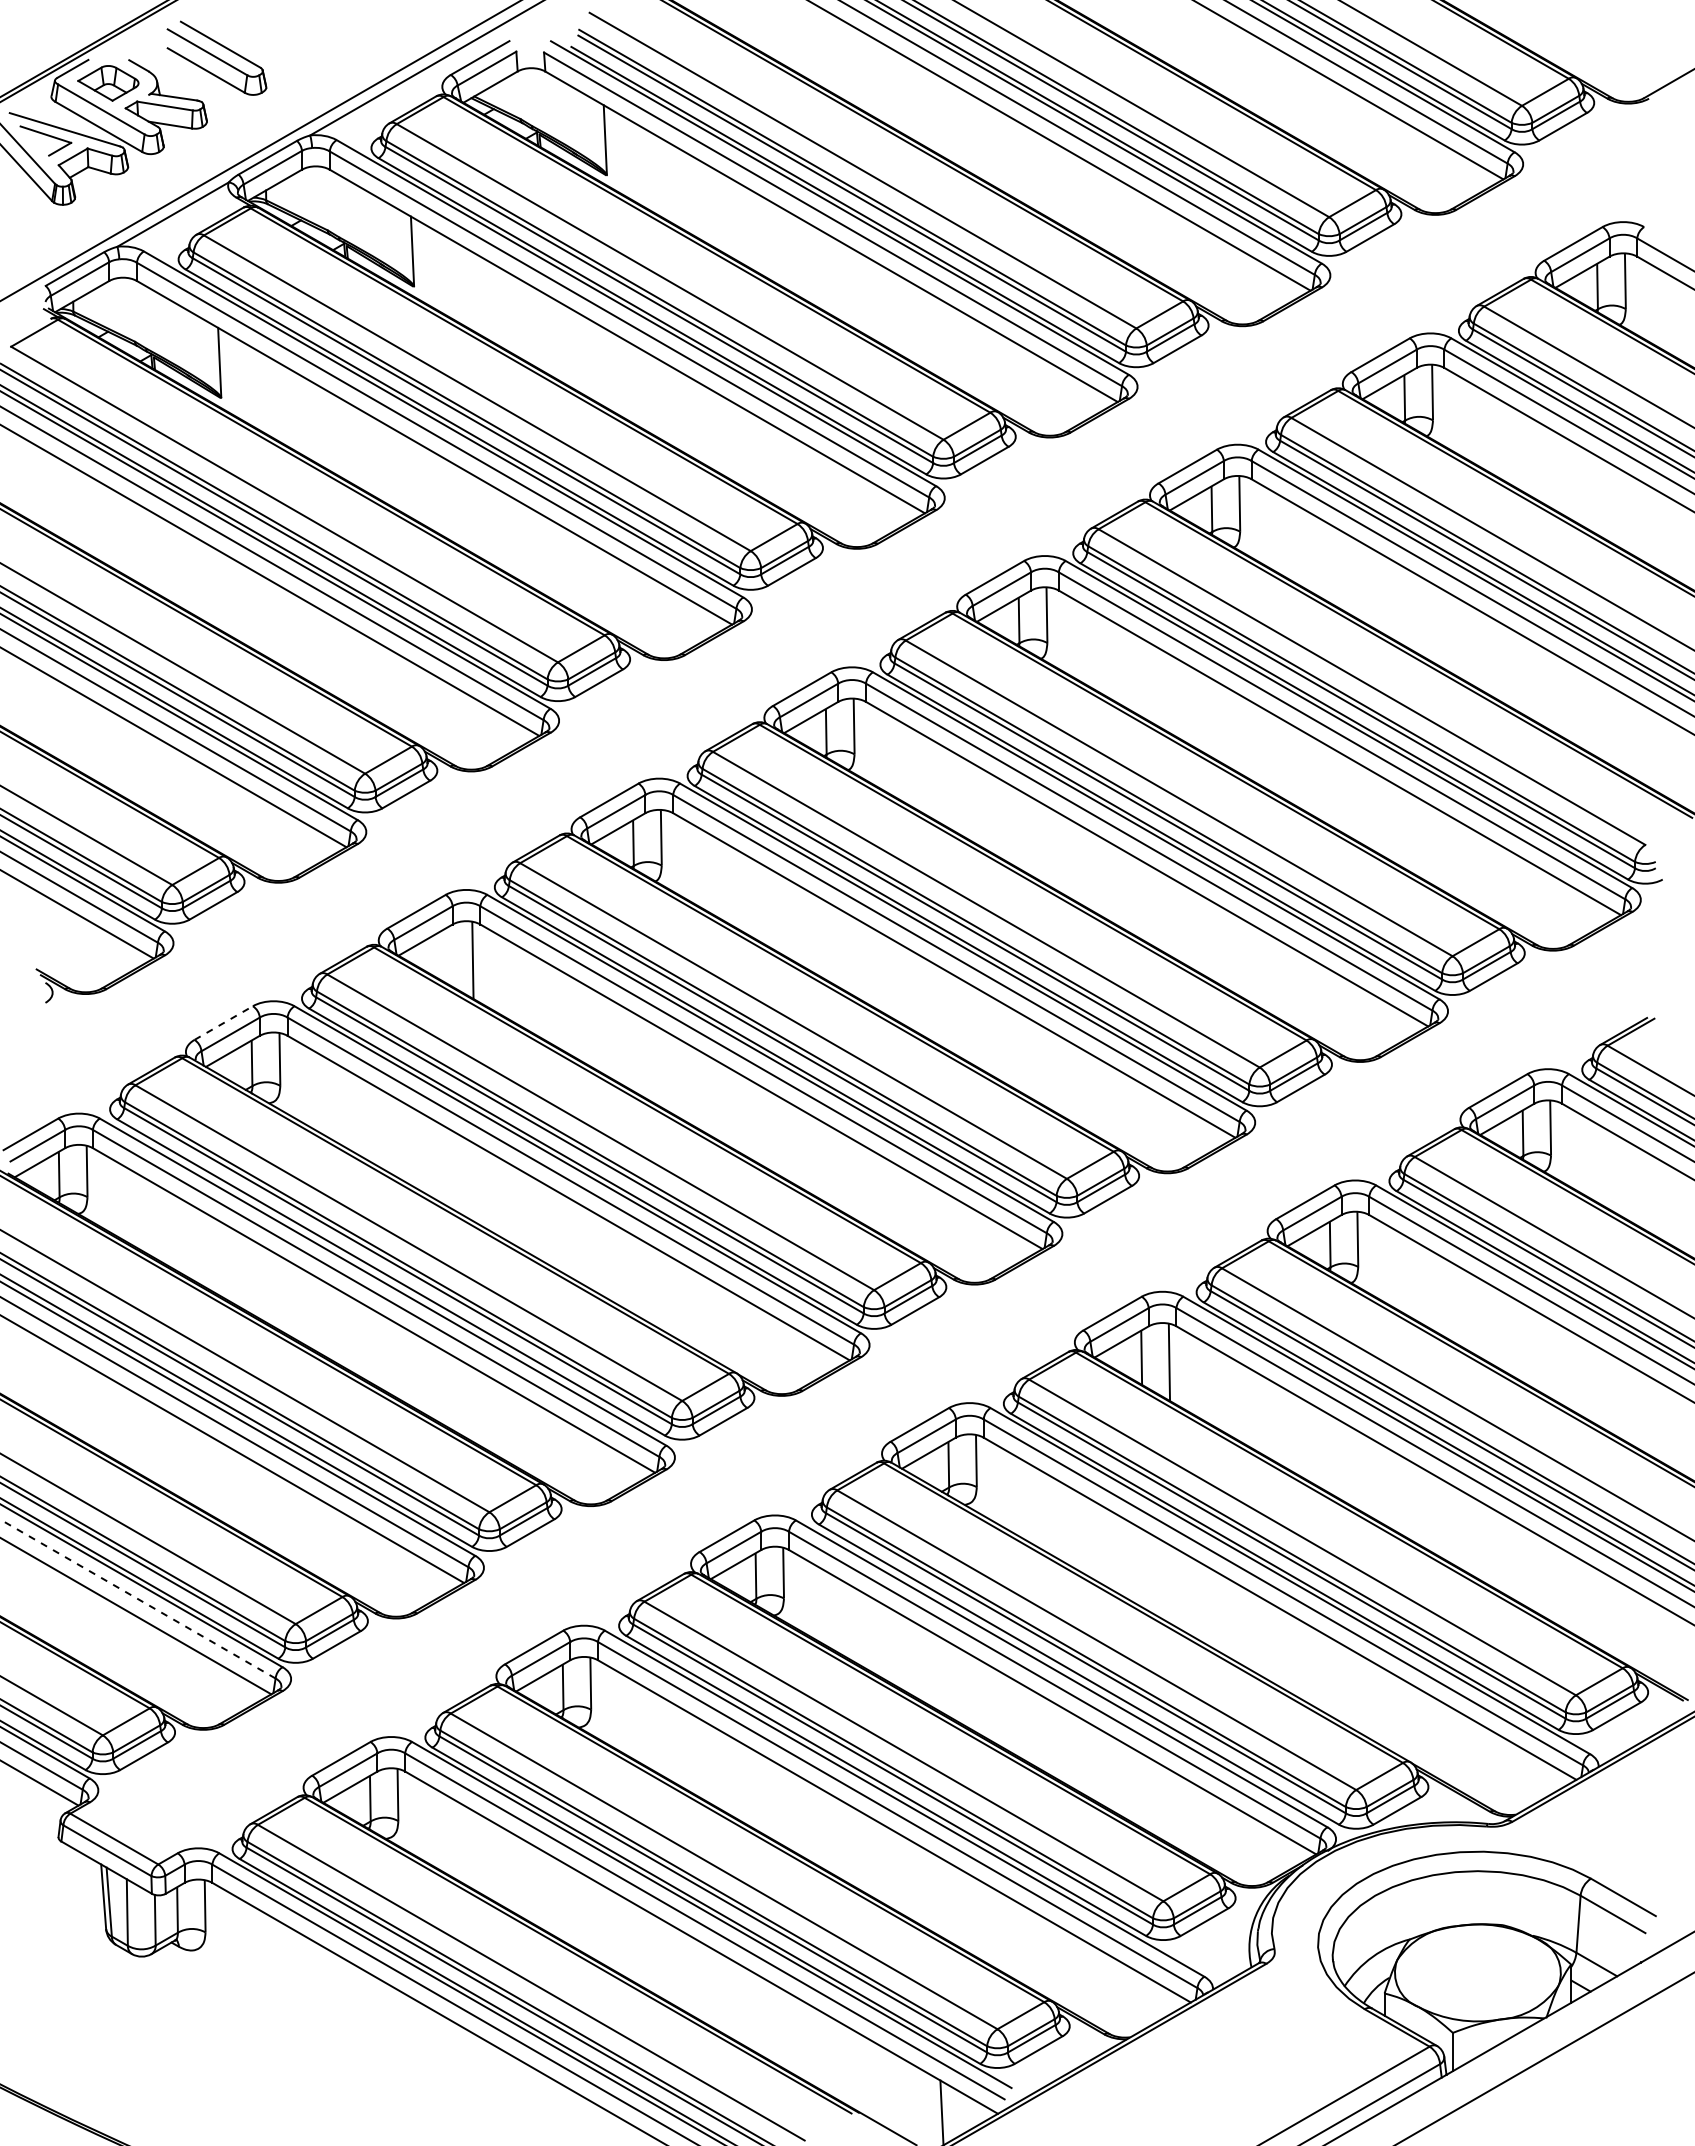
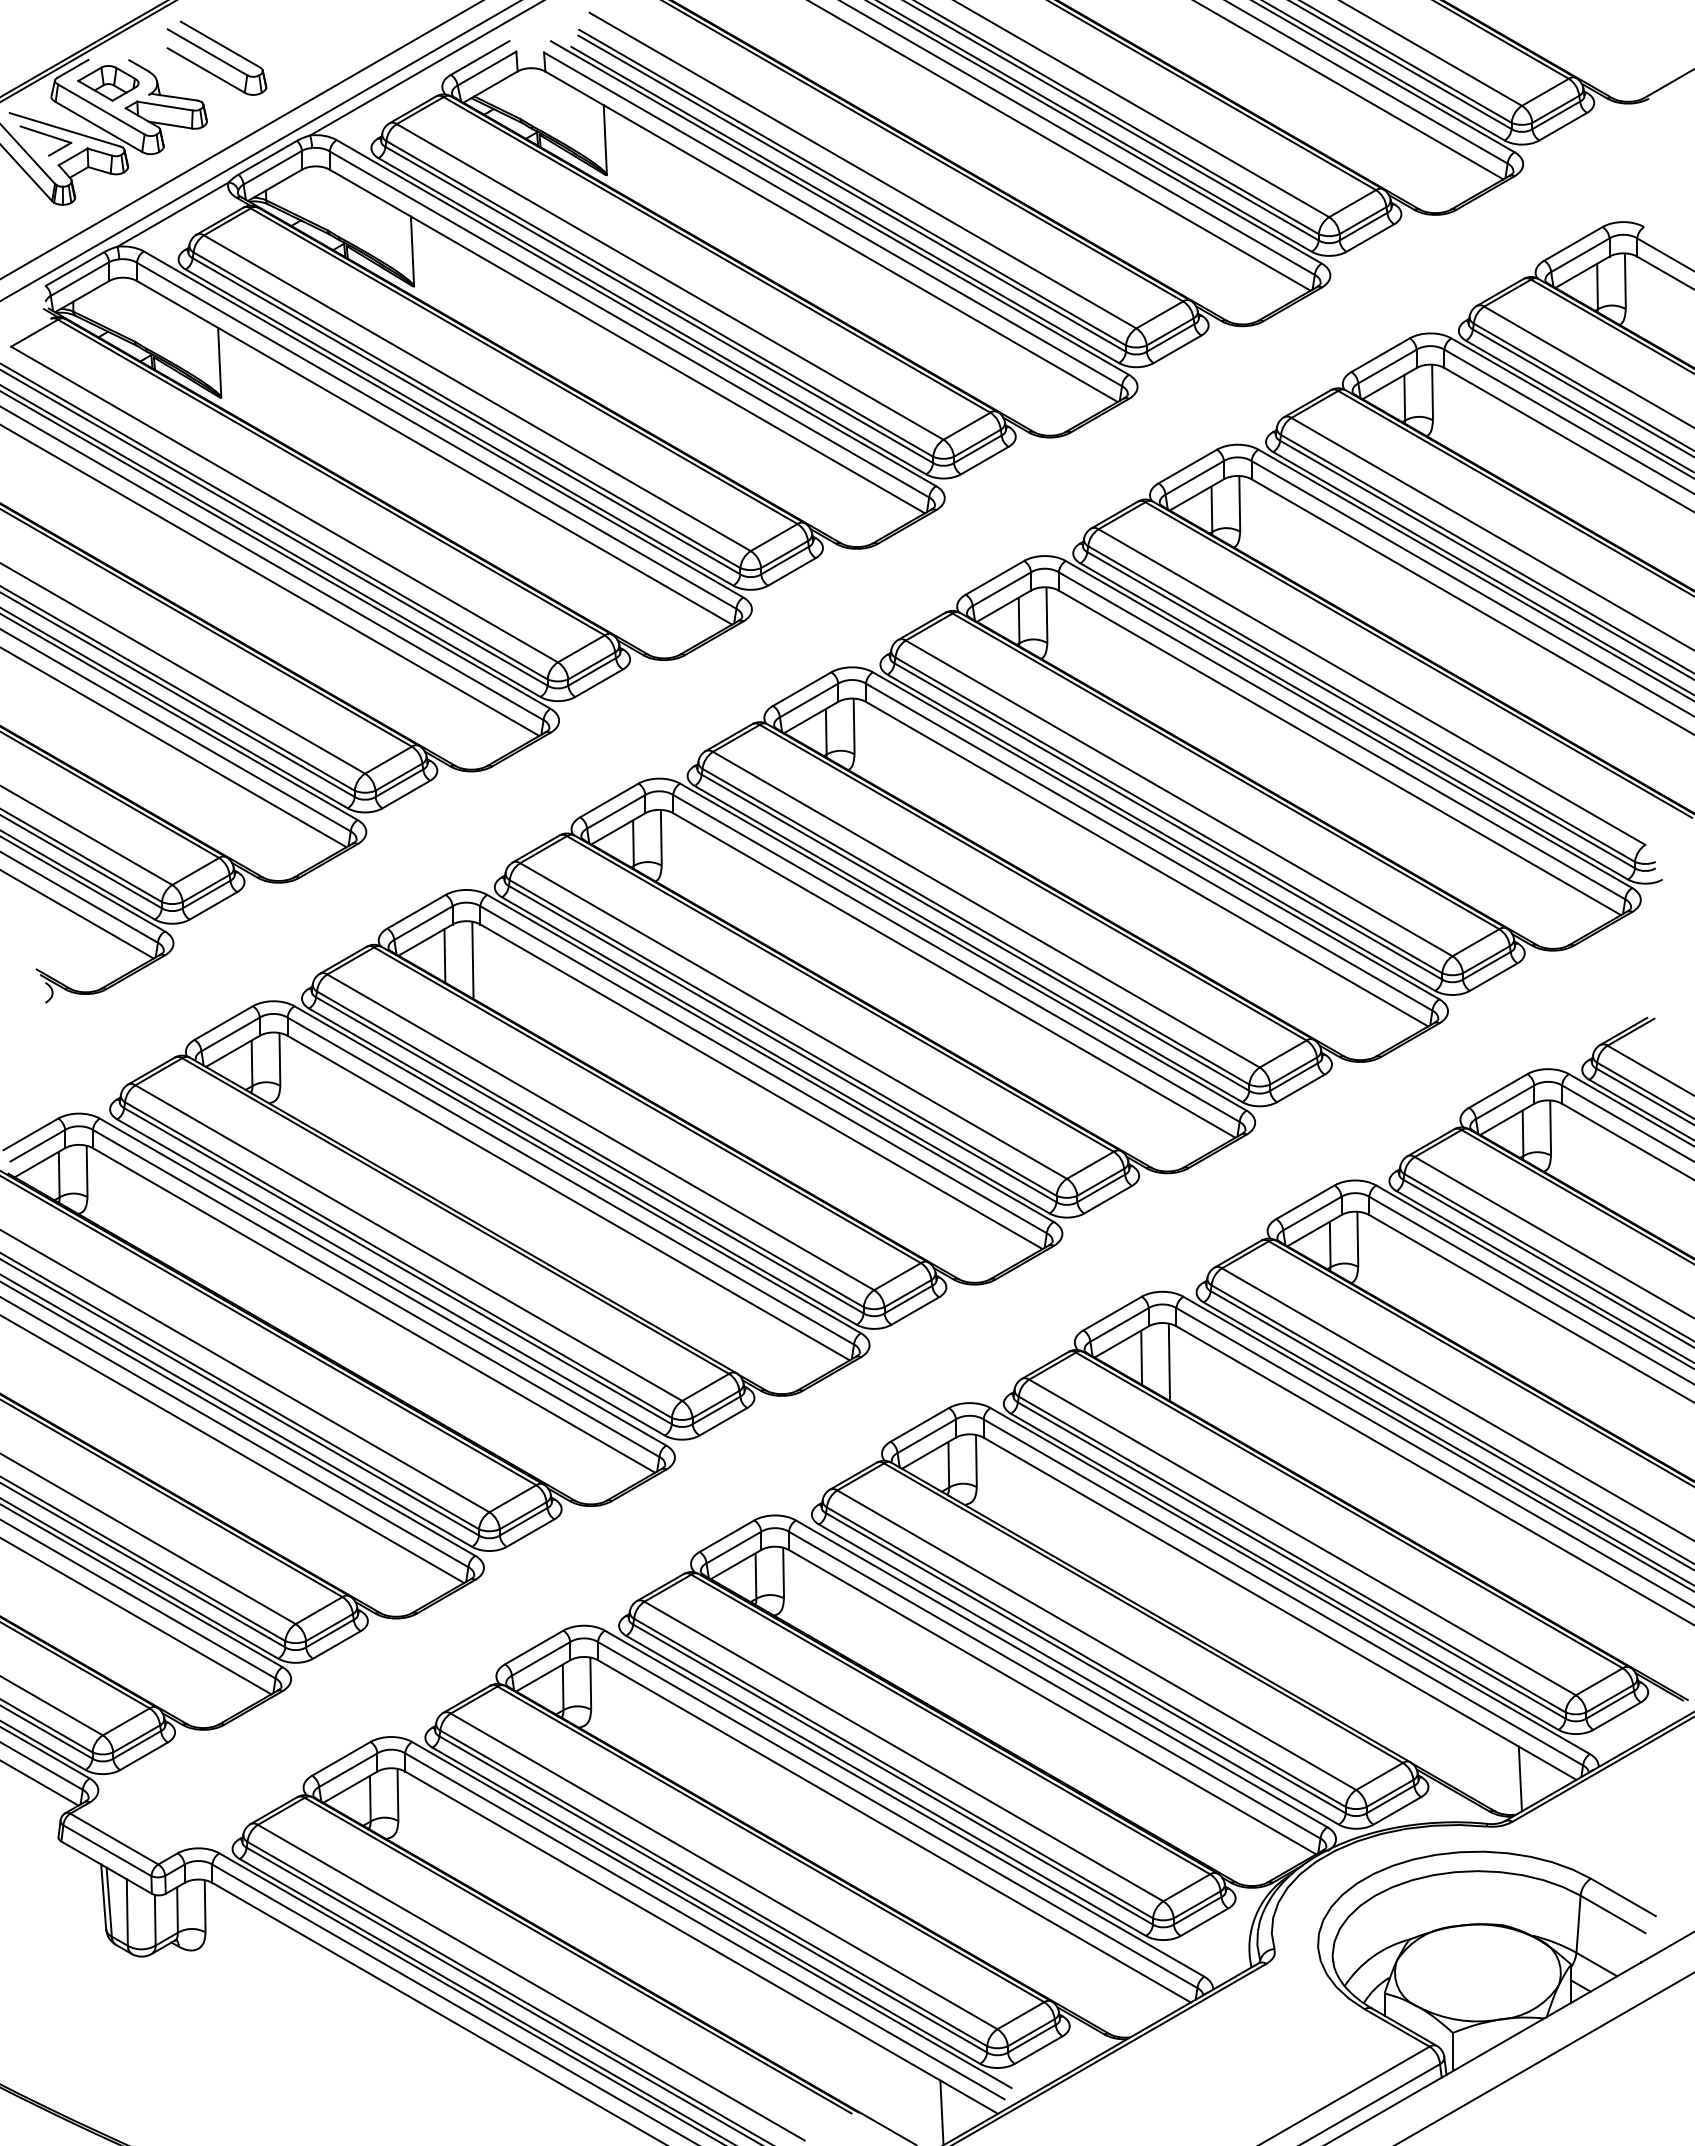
line: none -> present (241, 140)
line: none -> present (444, 955)
line: dashed -> solid (223, 1023)
line: dashed -> solid (138, 1599)
line: none -> present (1519, 1778)
